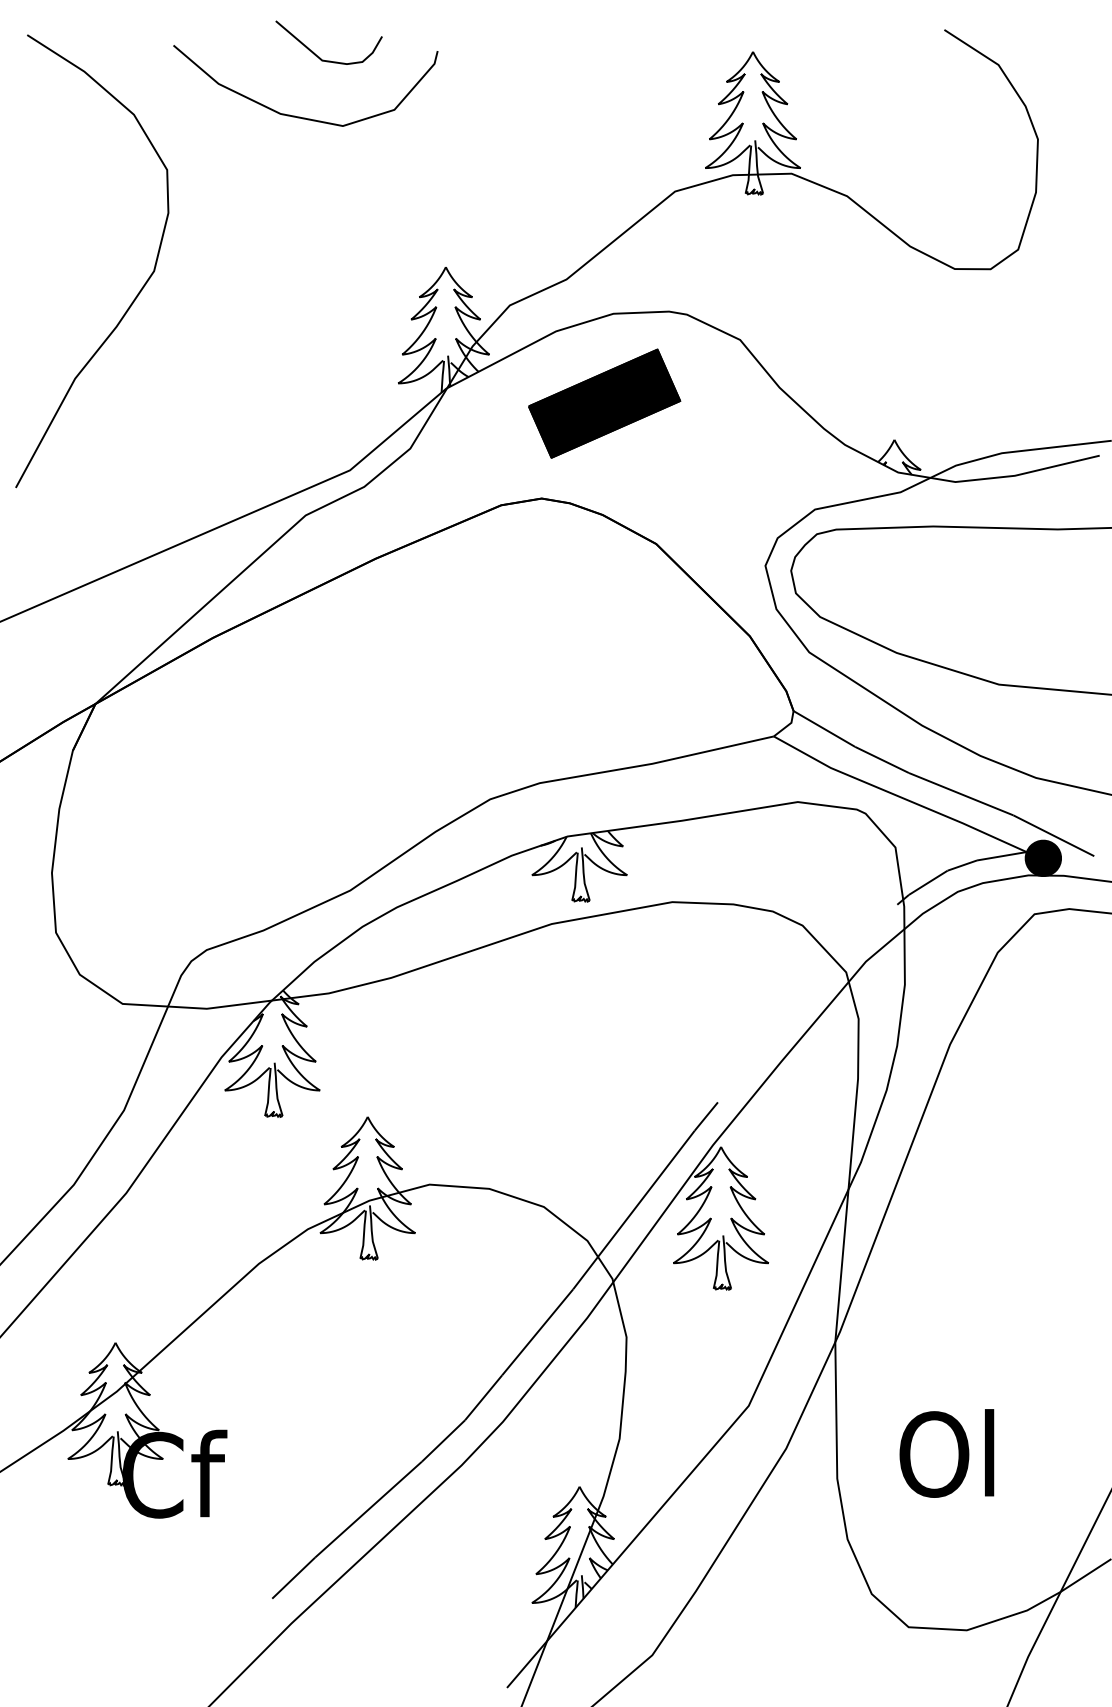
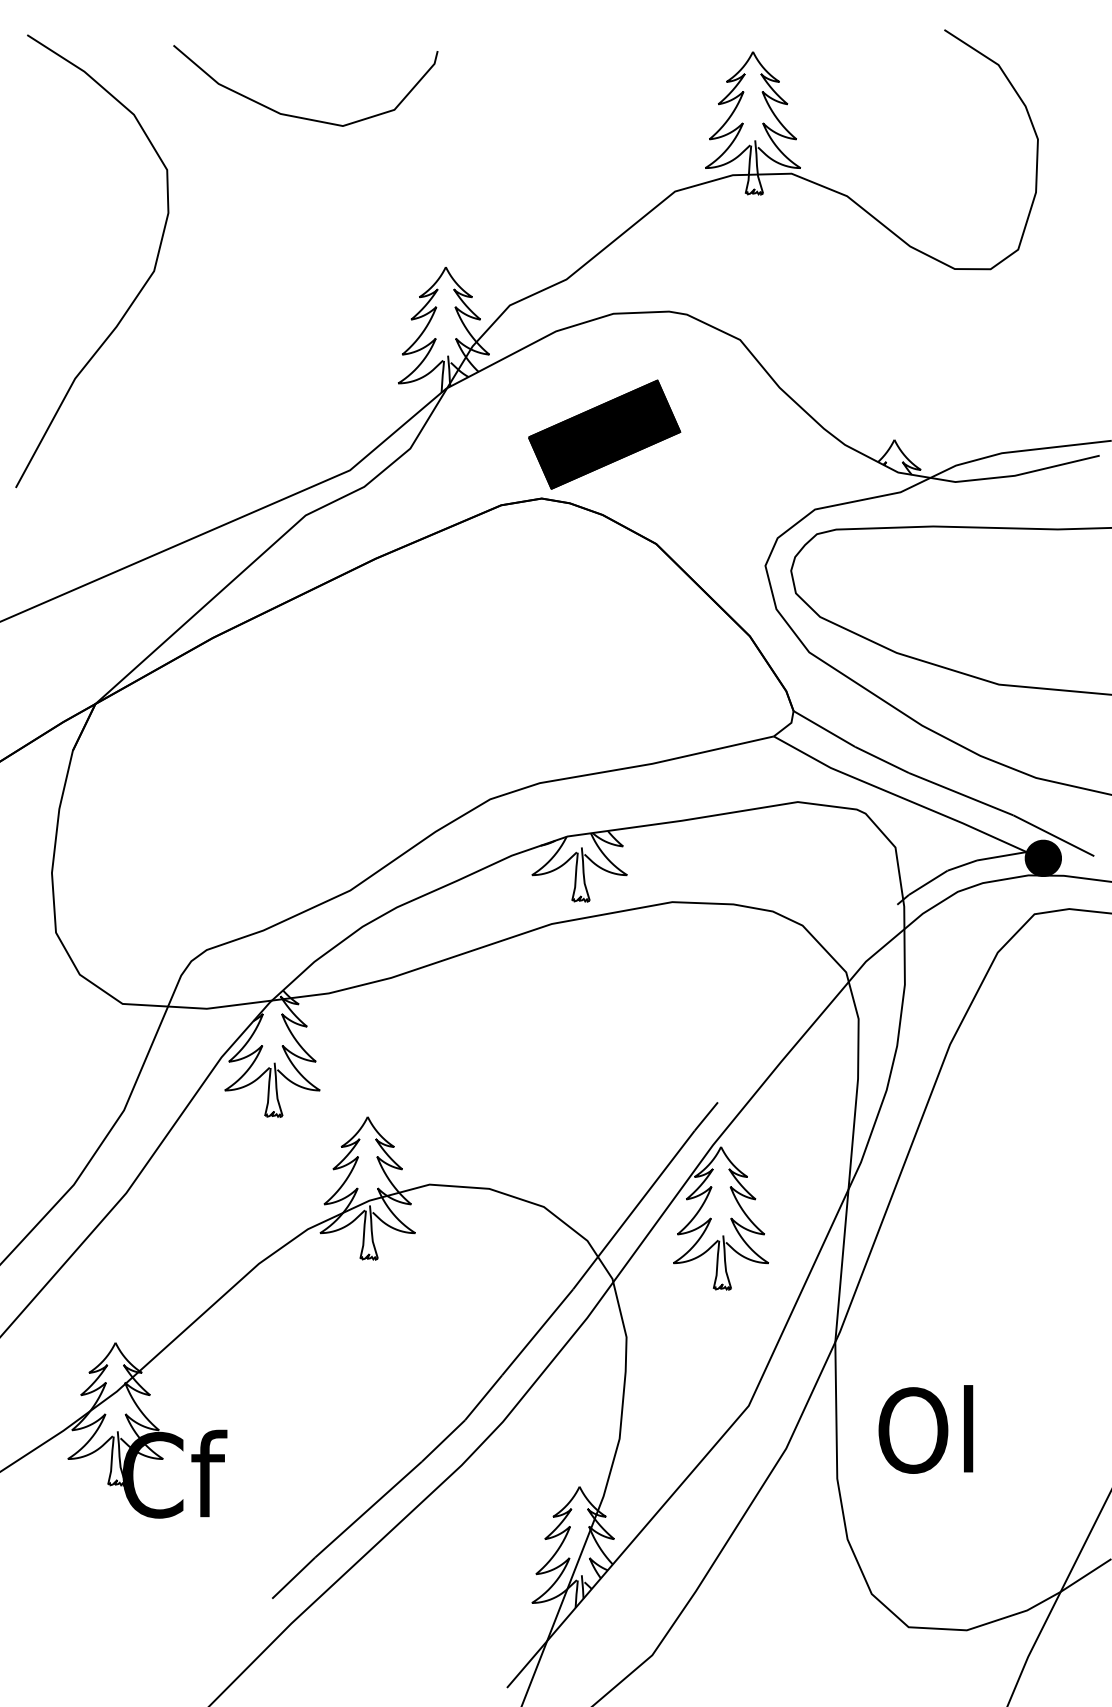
curve: present -> none (319, 56)
part position: (604, 403) -> (604, 434) (604, 434)
text position: (946, 1453) -> (925, 1429) (925, 1429)
